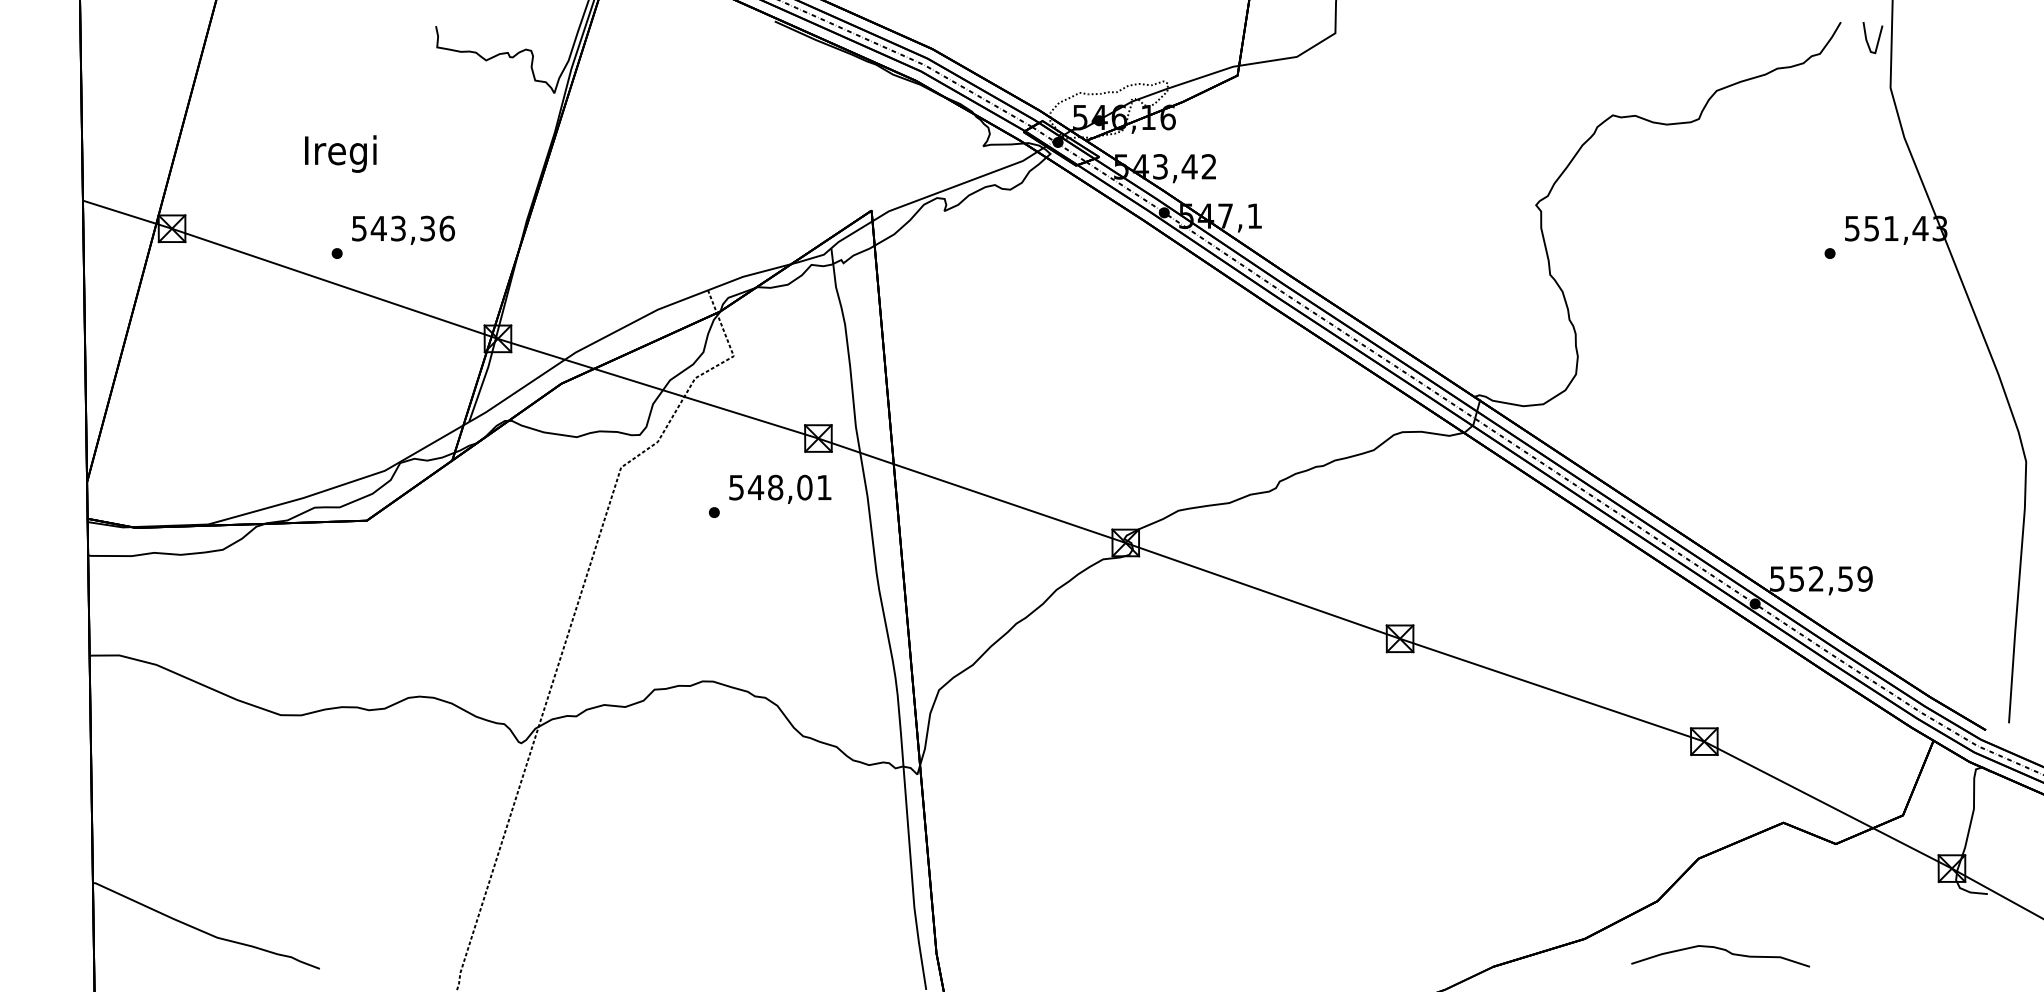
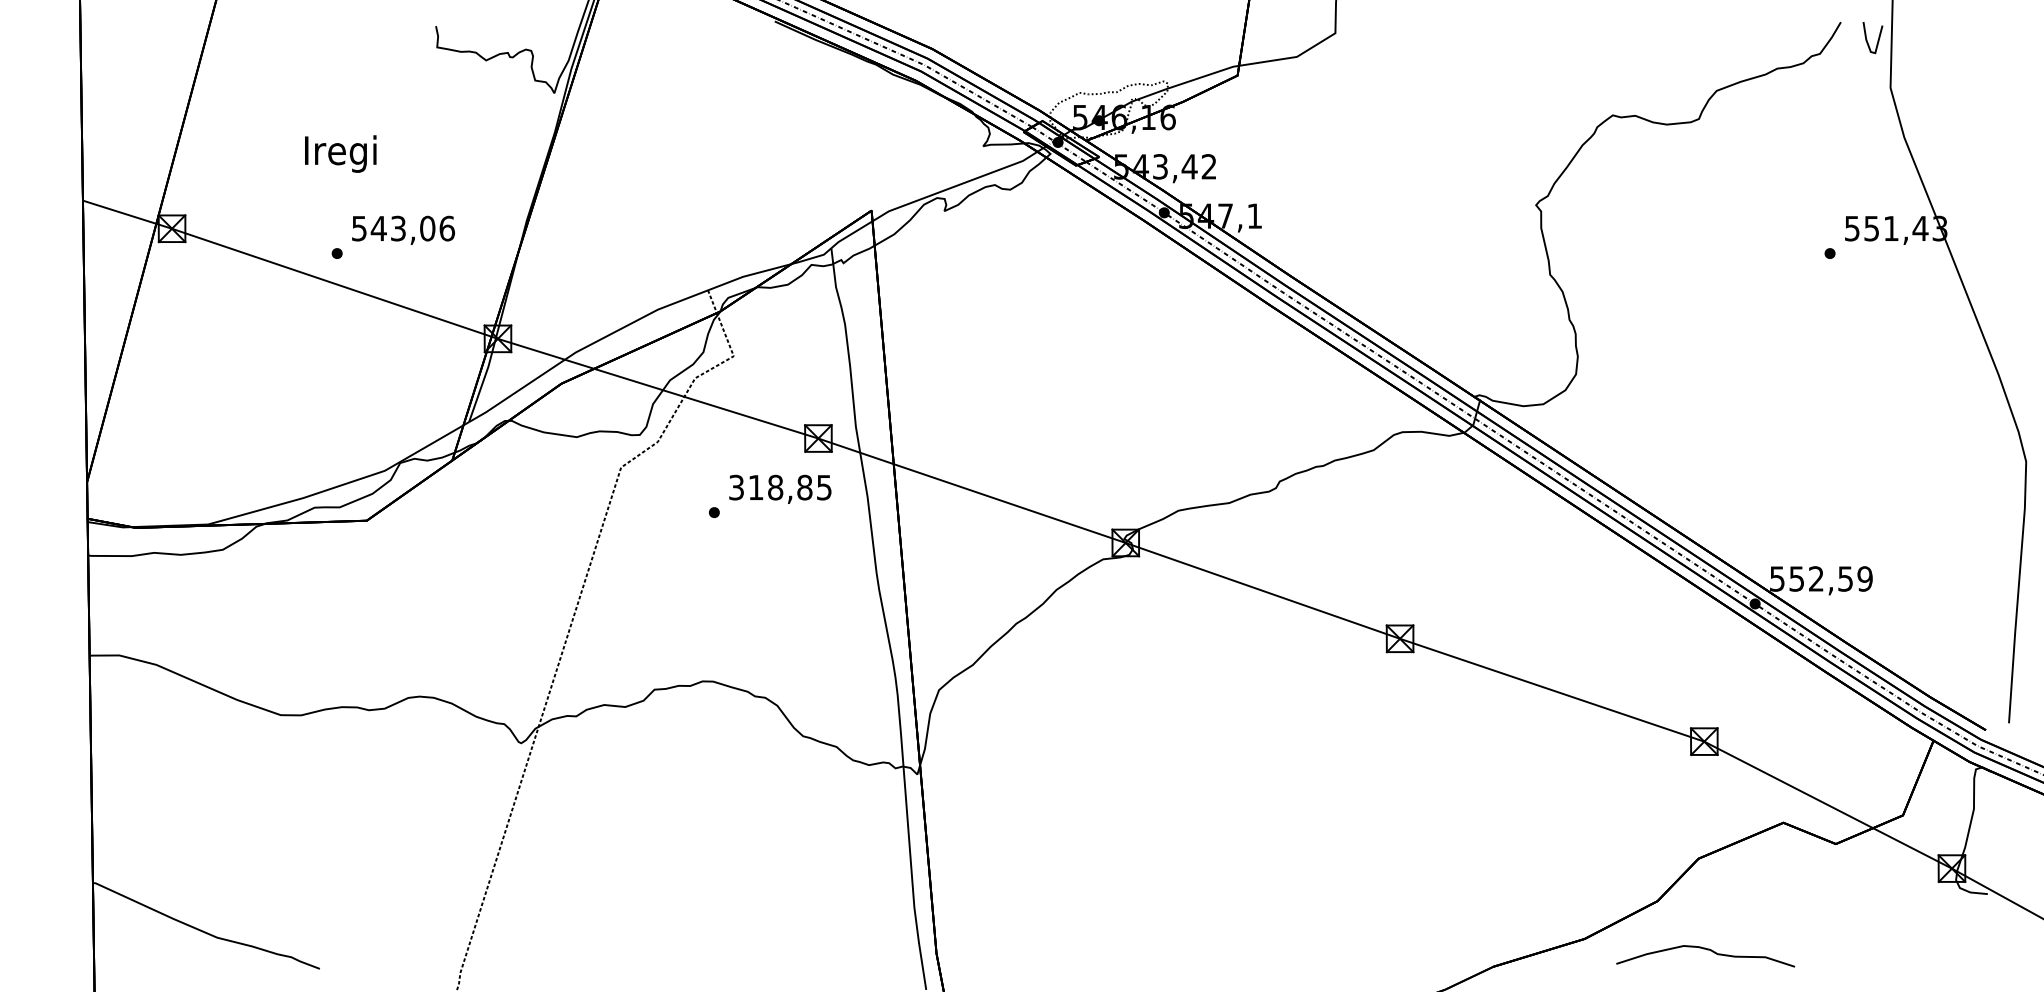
text: 543,36 -> 543,06 (427, 228)
text: 548,01 -> 318,85 (780, 487)
curve position: (1722, 950) -> (1707, 950) (1707, 950)
